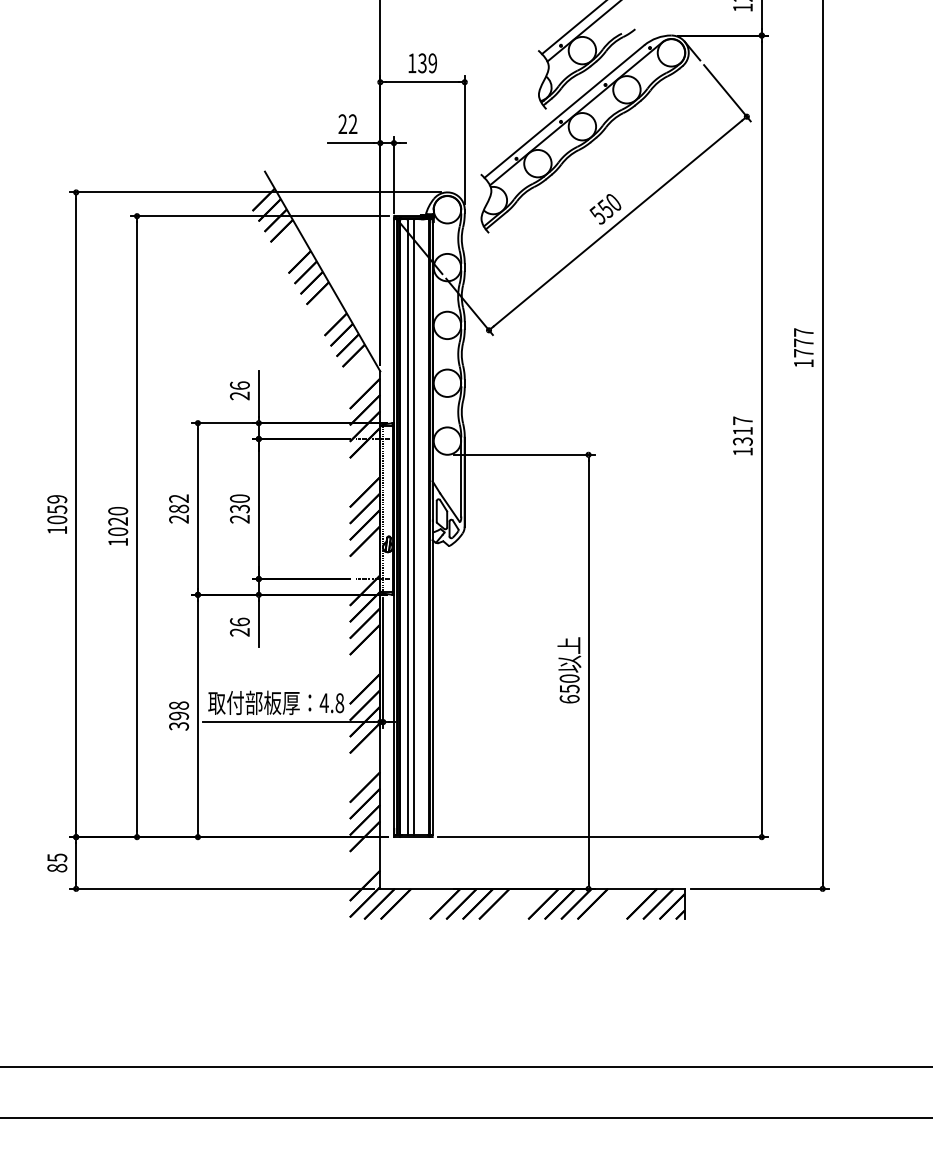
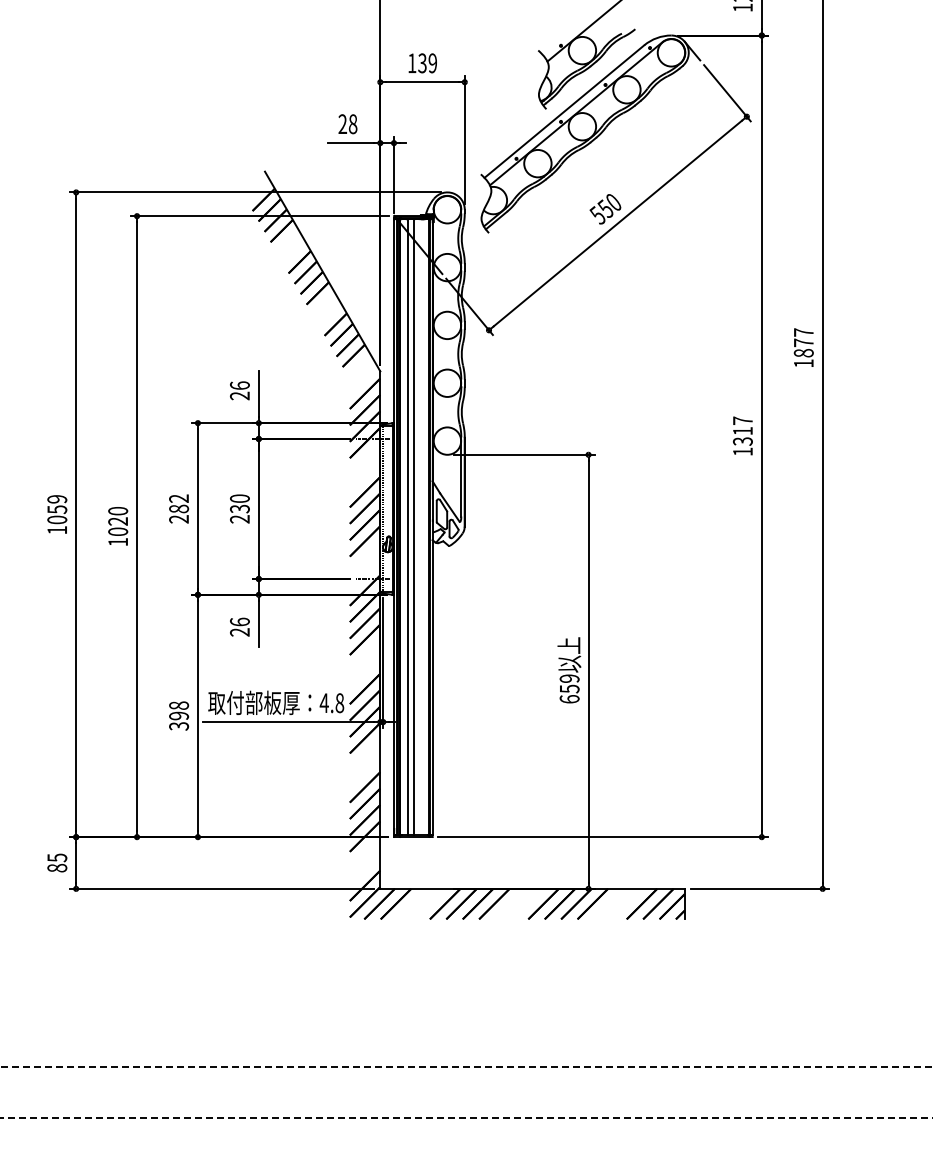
line: present -> none (573, 28)
text: 22 -> 28 (352, 124)
text: 1777 -> 1877 (803, 353)
text: 650 -> 659 (569, 678)
line: solid -> dashed (466, 1066)
line: solid -> dashed (466, 1118)
